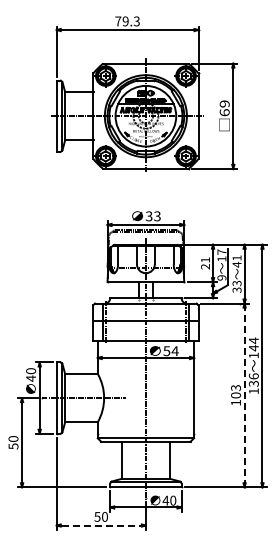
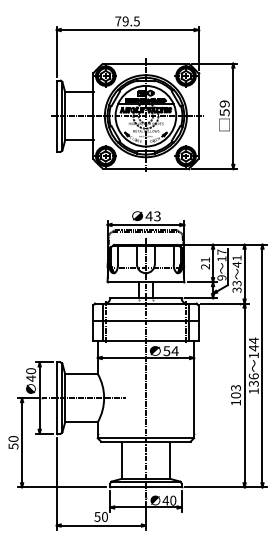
text: 79.3 -> 79.5 (136, 20)
text: 69 -> 59 (224, 112)
text: 33 -> 43 (148, 216)
line: dashed -> solid (244, 395)
line: dashed -> solid (101, 525)
